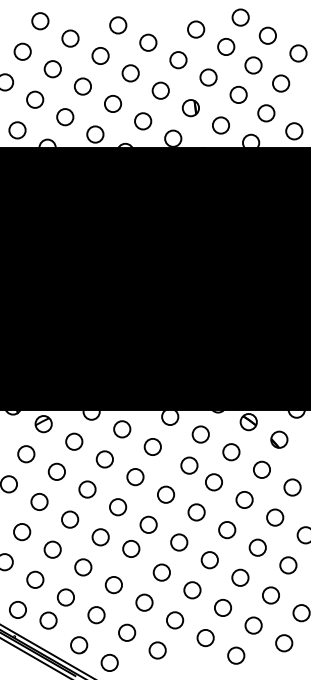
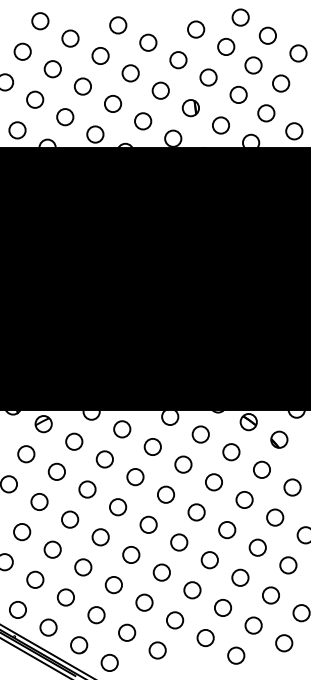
circle position: (189, 465) -> (183, 464) (183, 464)
circle position: (131, 548) -> (131, 554) (131, 554)
circle position: (48, 620) -> (48, 627) (48, 627)
